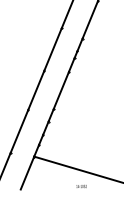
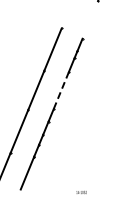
line: present -> none (66, 15)
line: present -> none (89, 20)
line: solid -> dashed (61, 91)
line: present -> none (77, 169)
text position: (81, 186) -> (81, 192) (81, 192)
